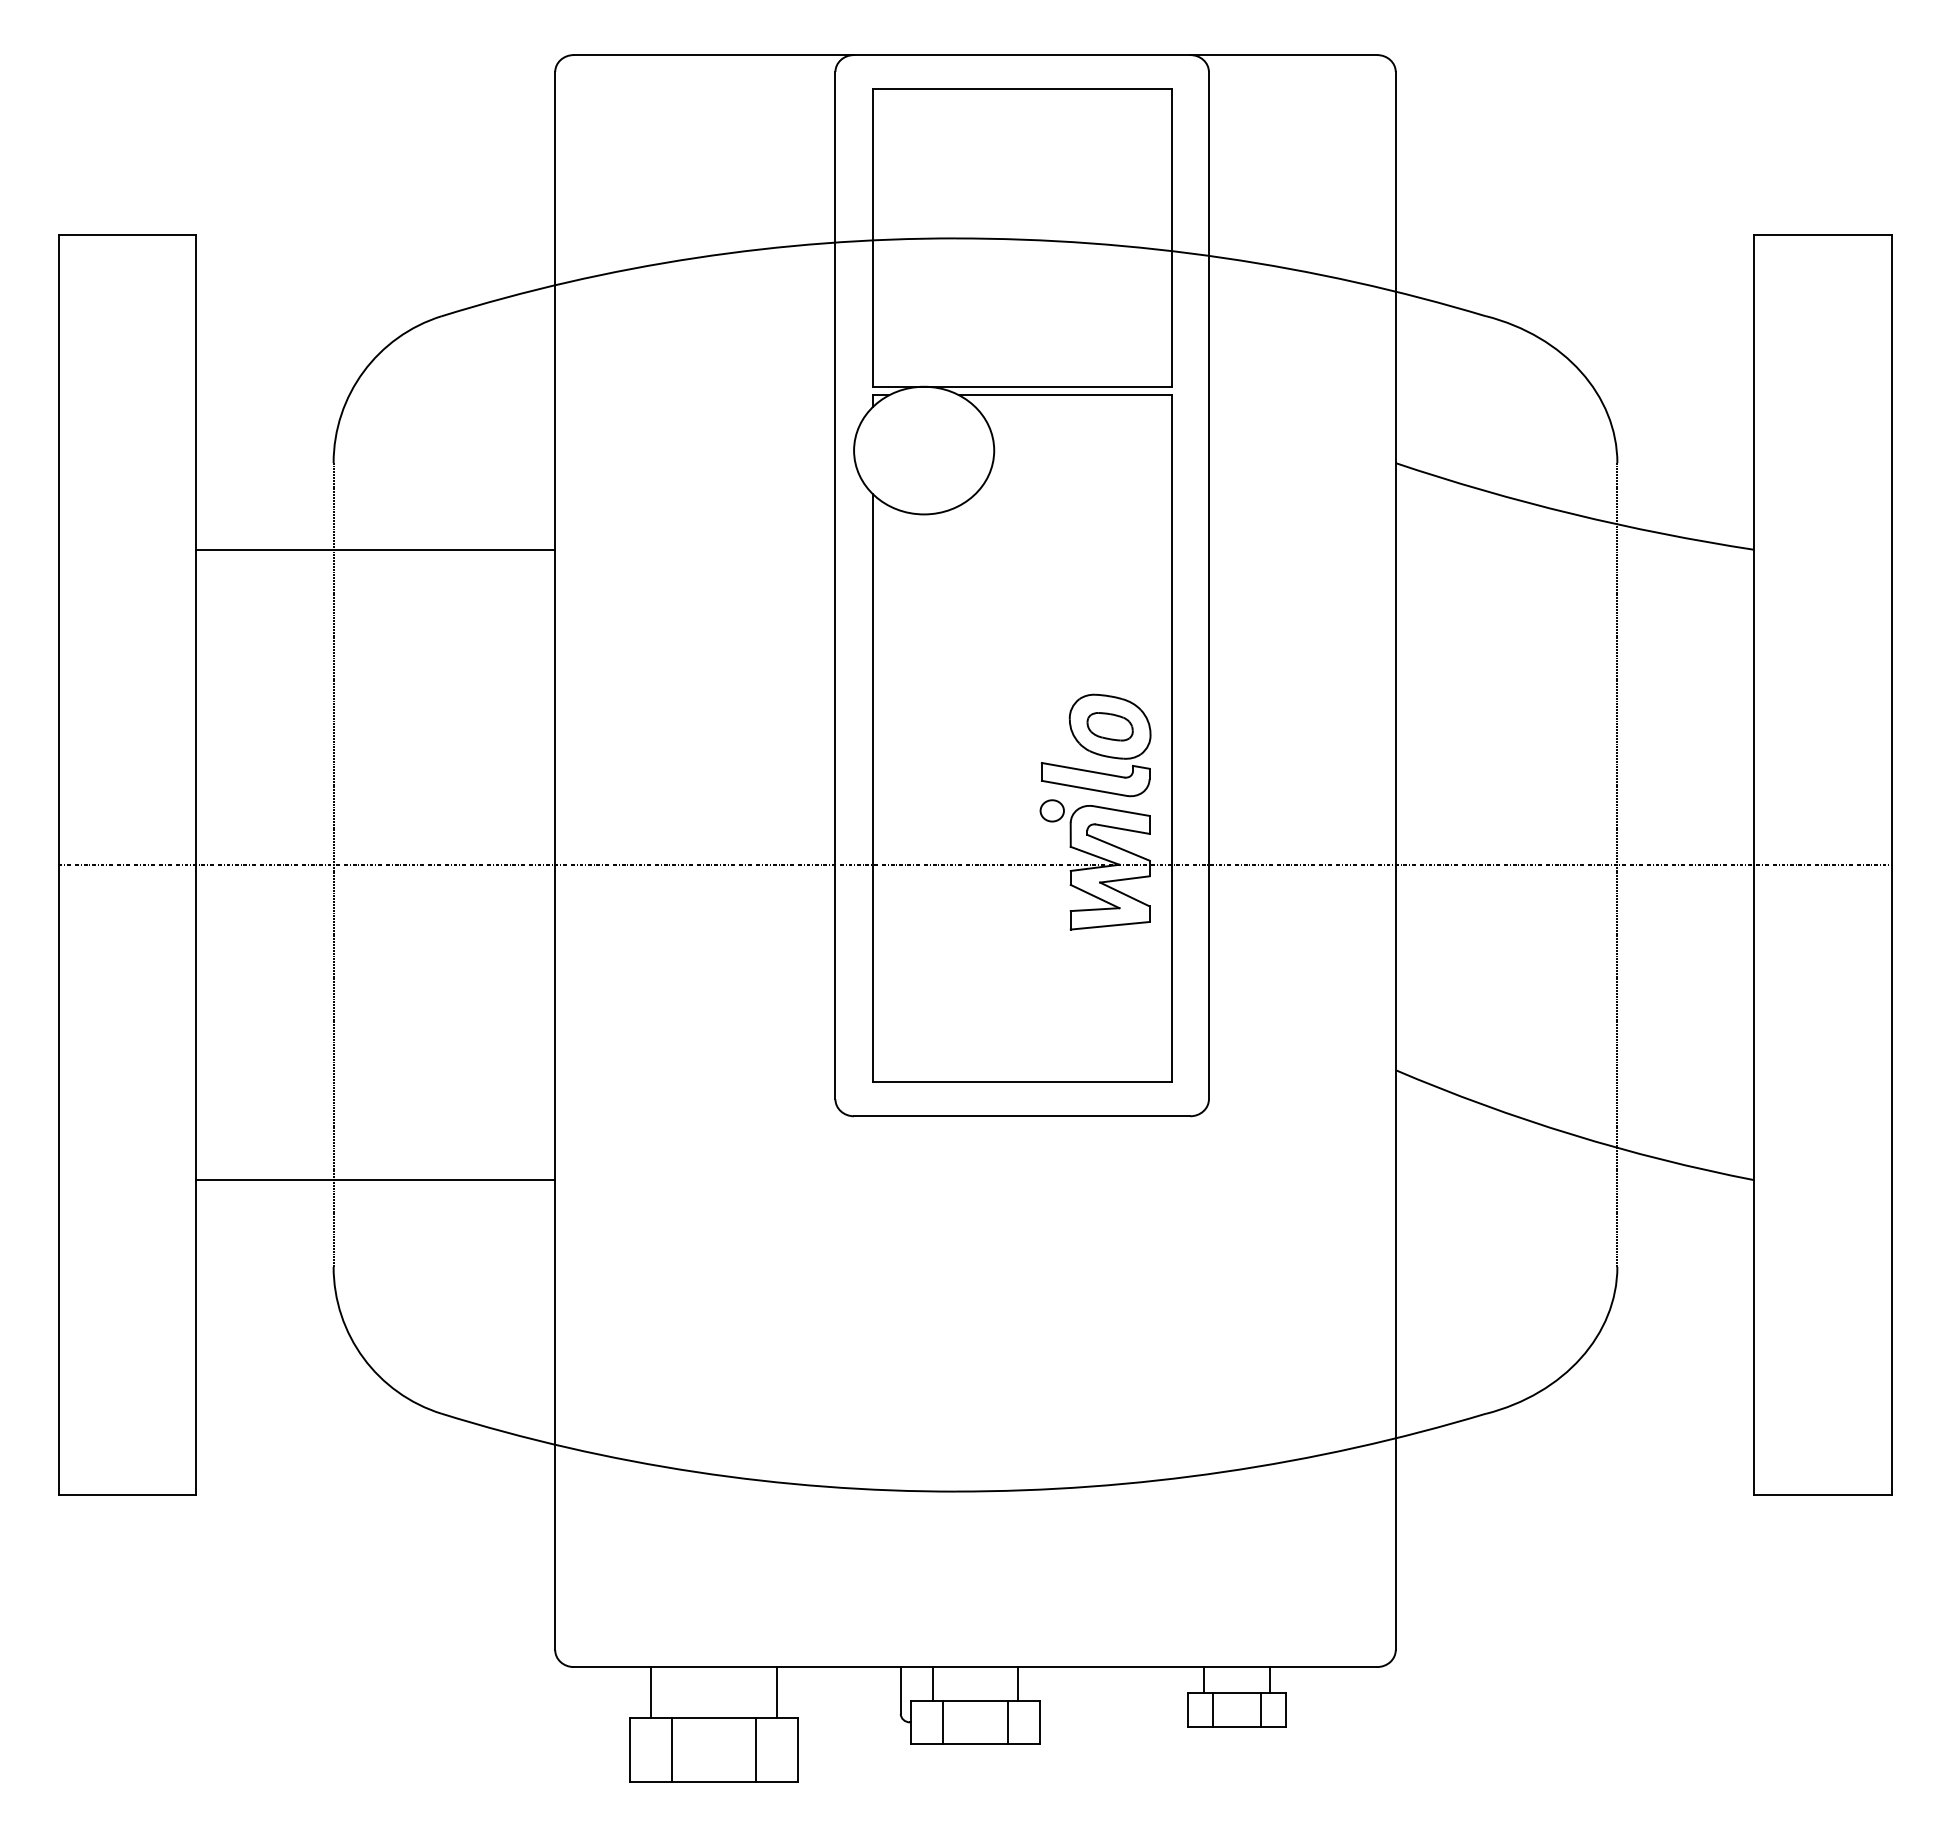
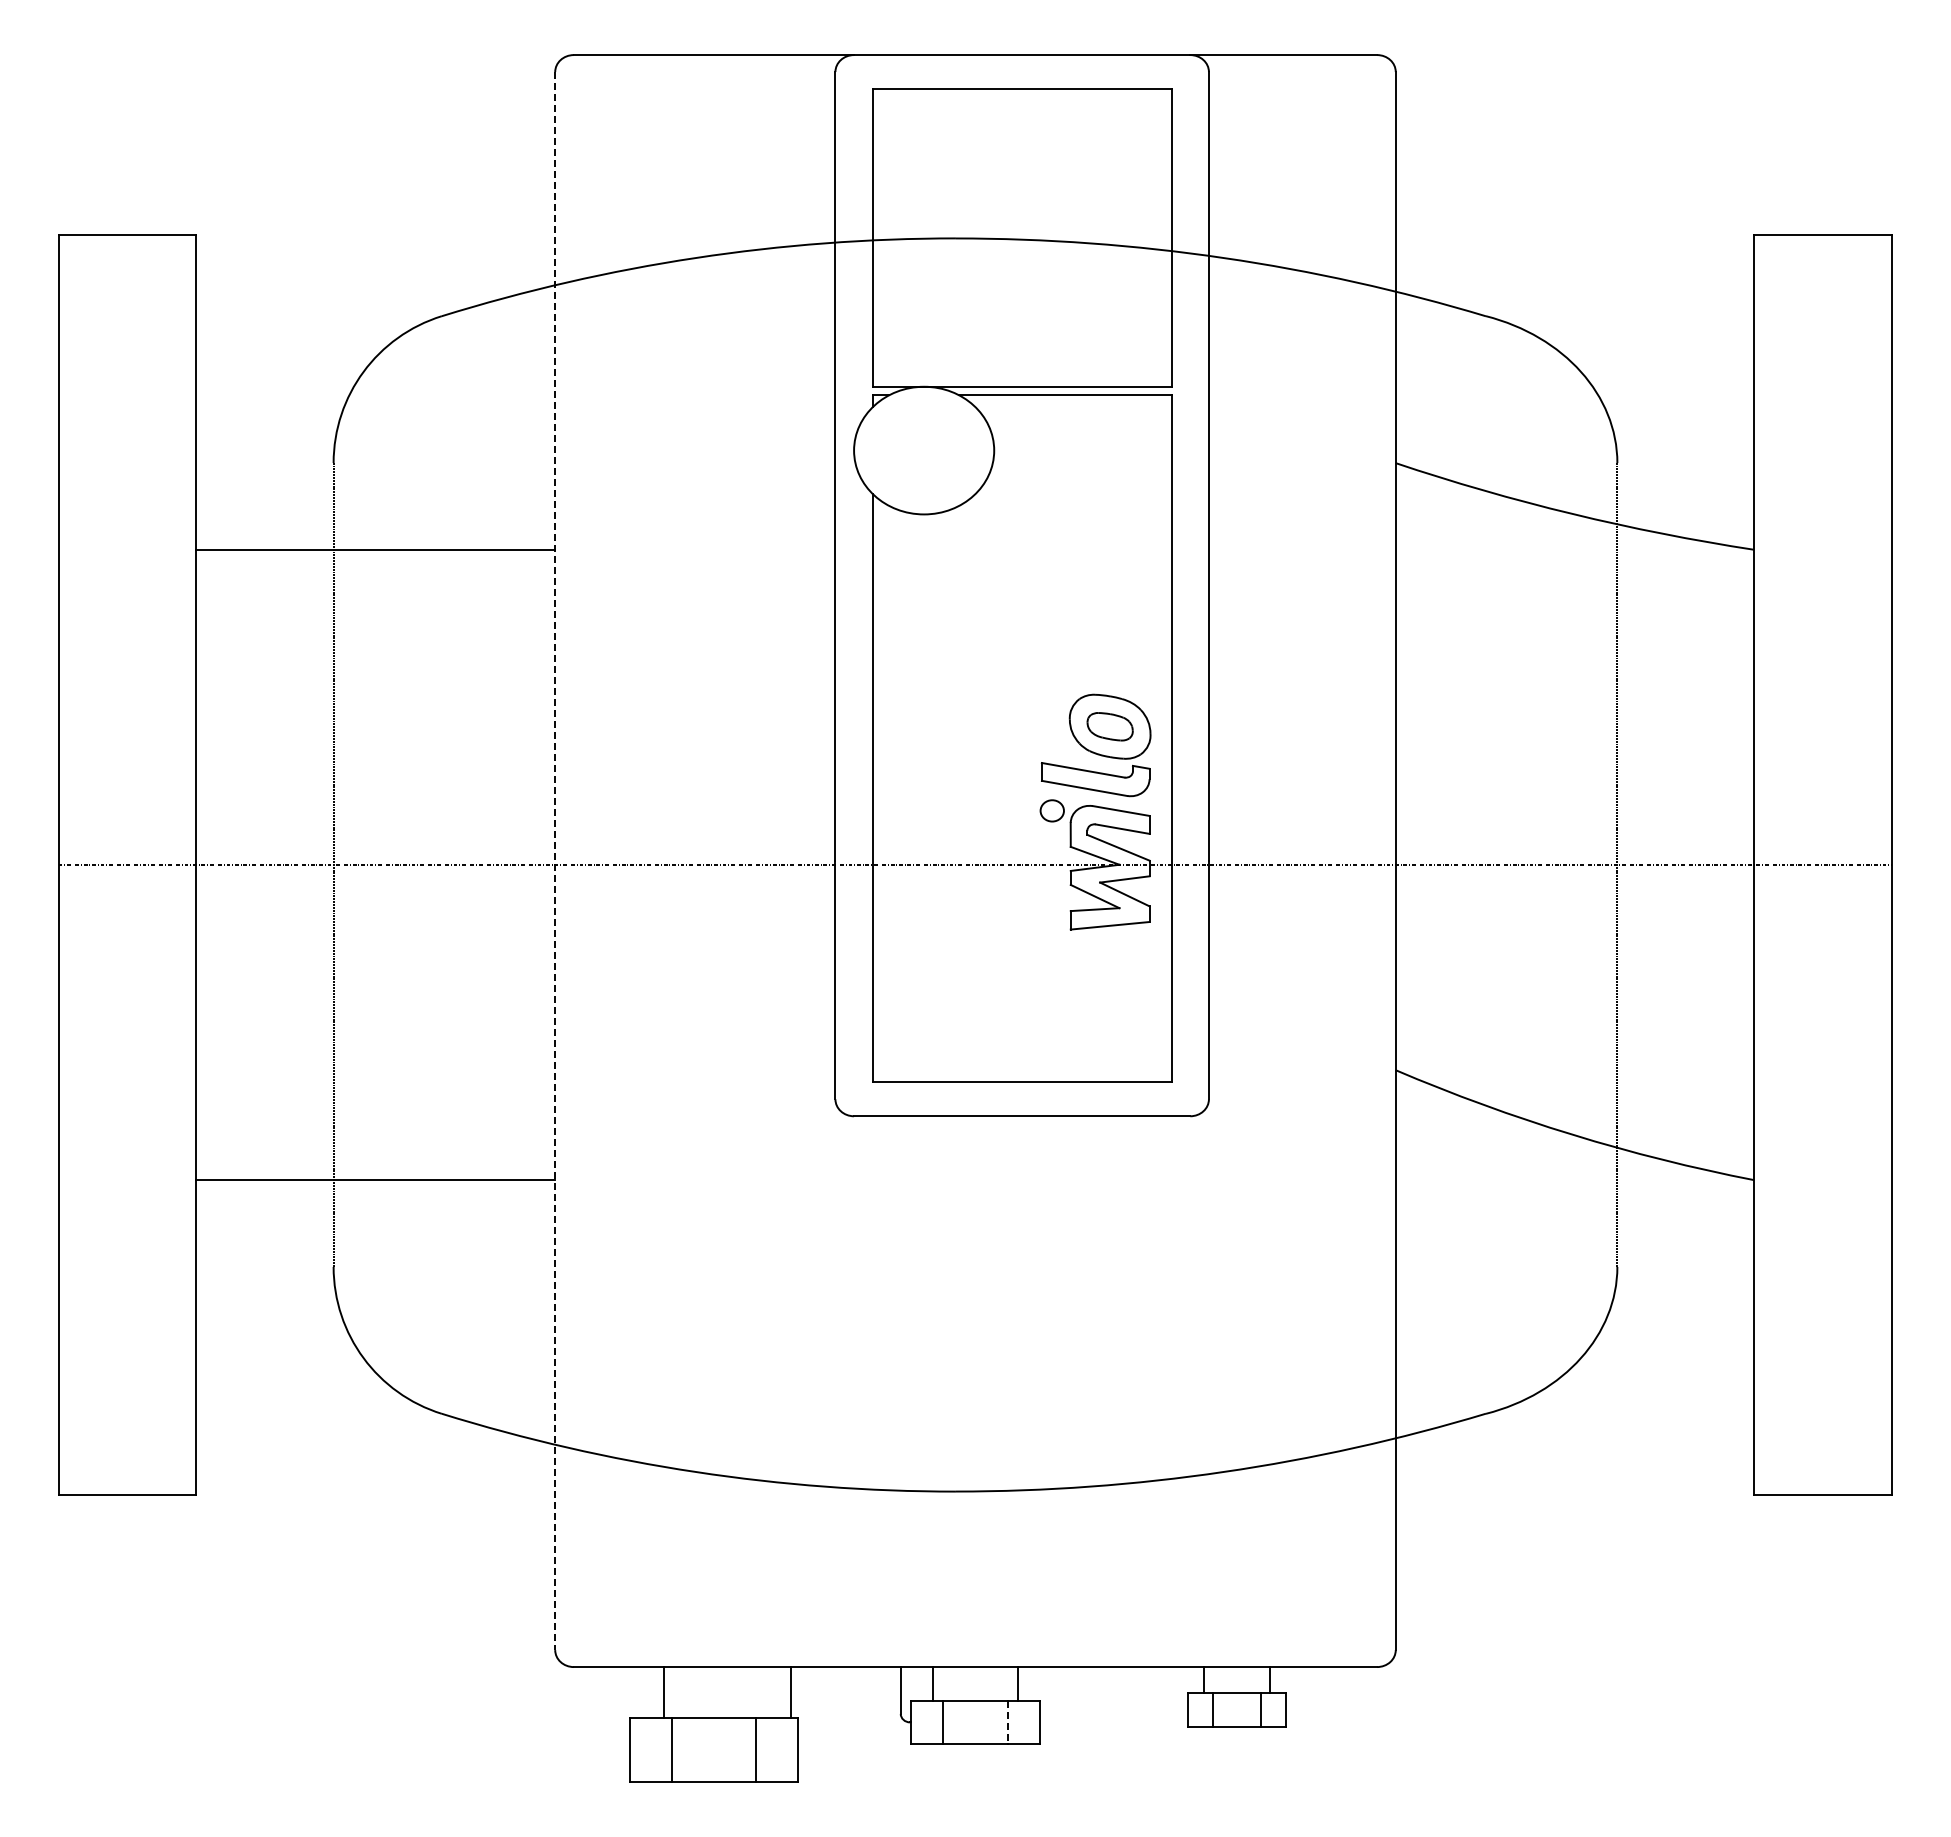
line: solid -> dashed (555, 861)
line position: (650, 1692) -> (663, 1692) (663, 1692)
line position: (777, 1692) -> (791, 1692) (791, 1692)
line: solid -> dashed (1007, 1722)
